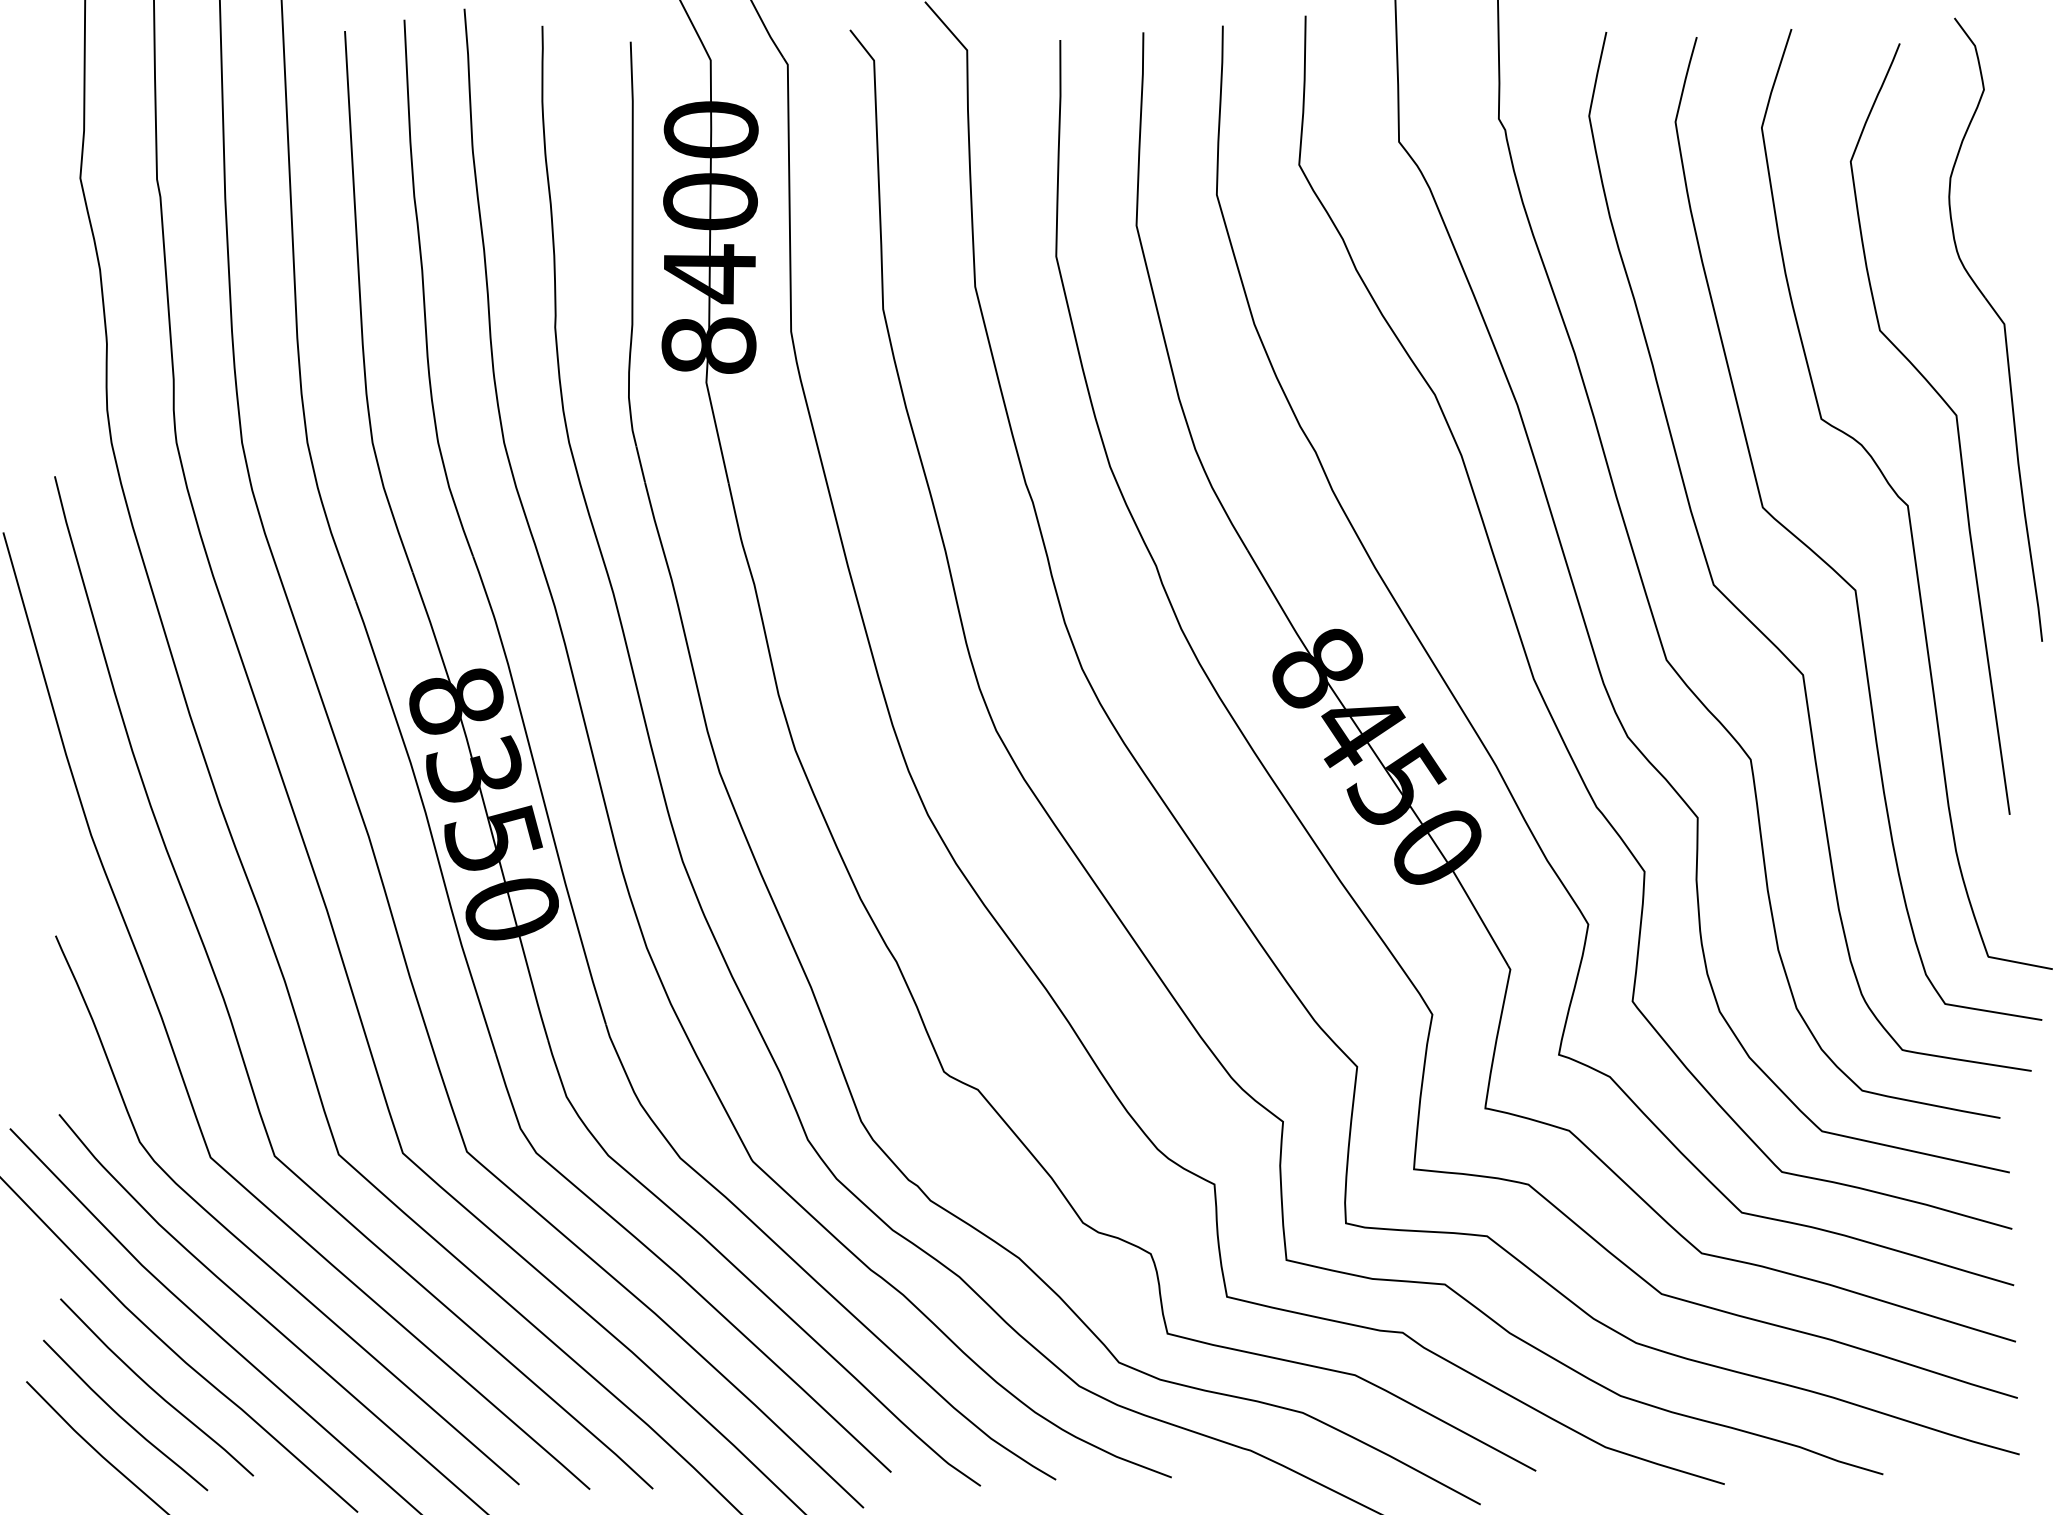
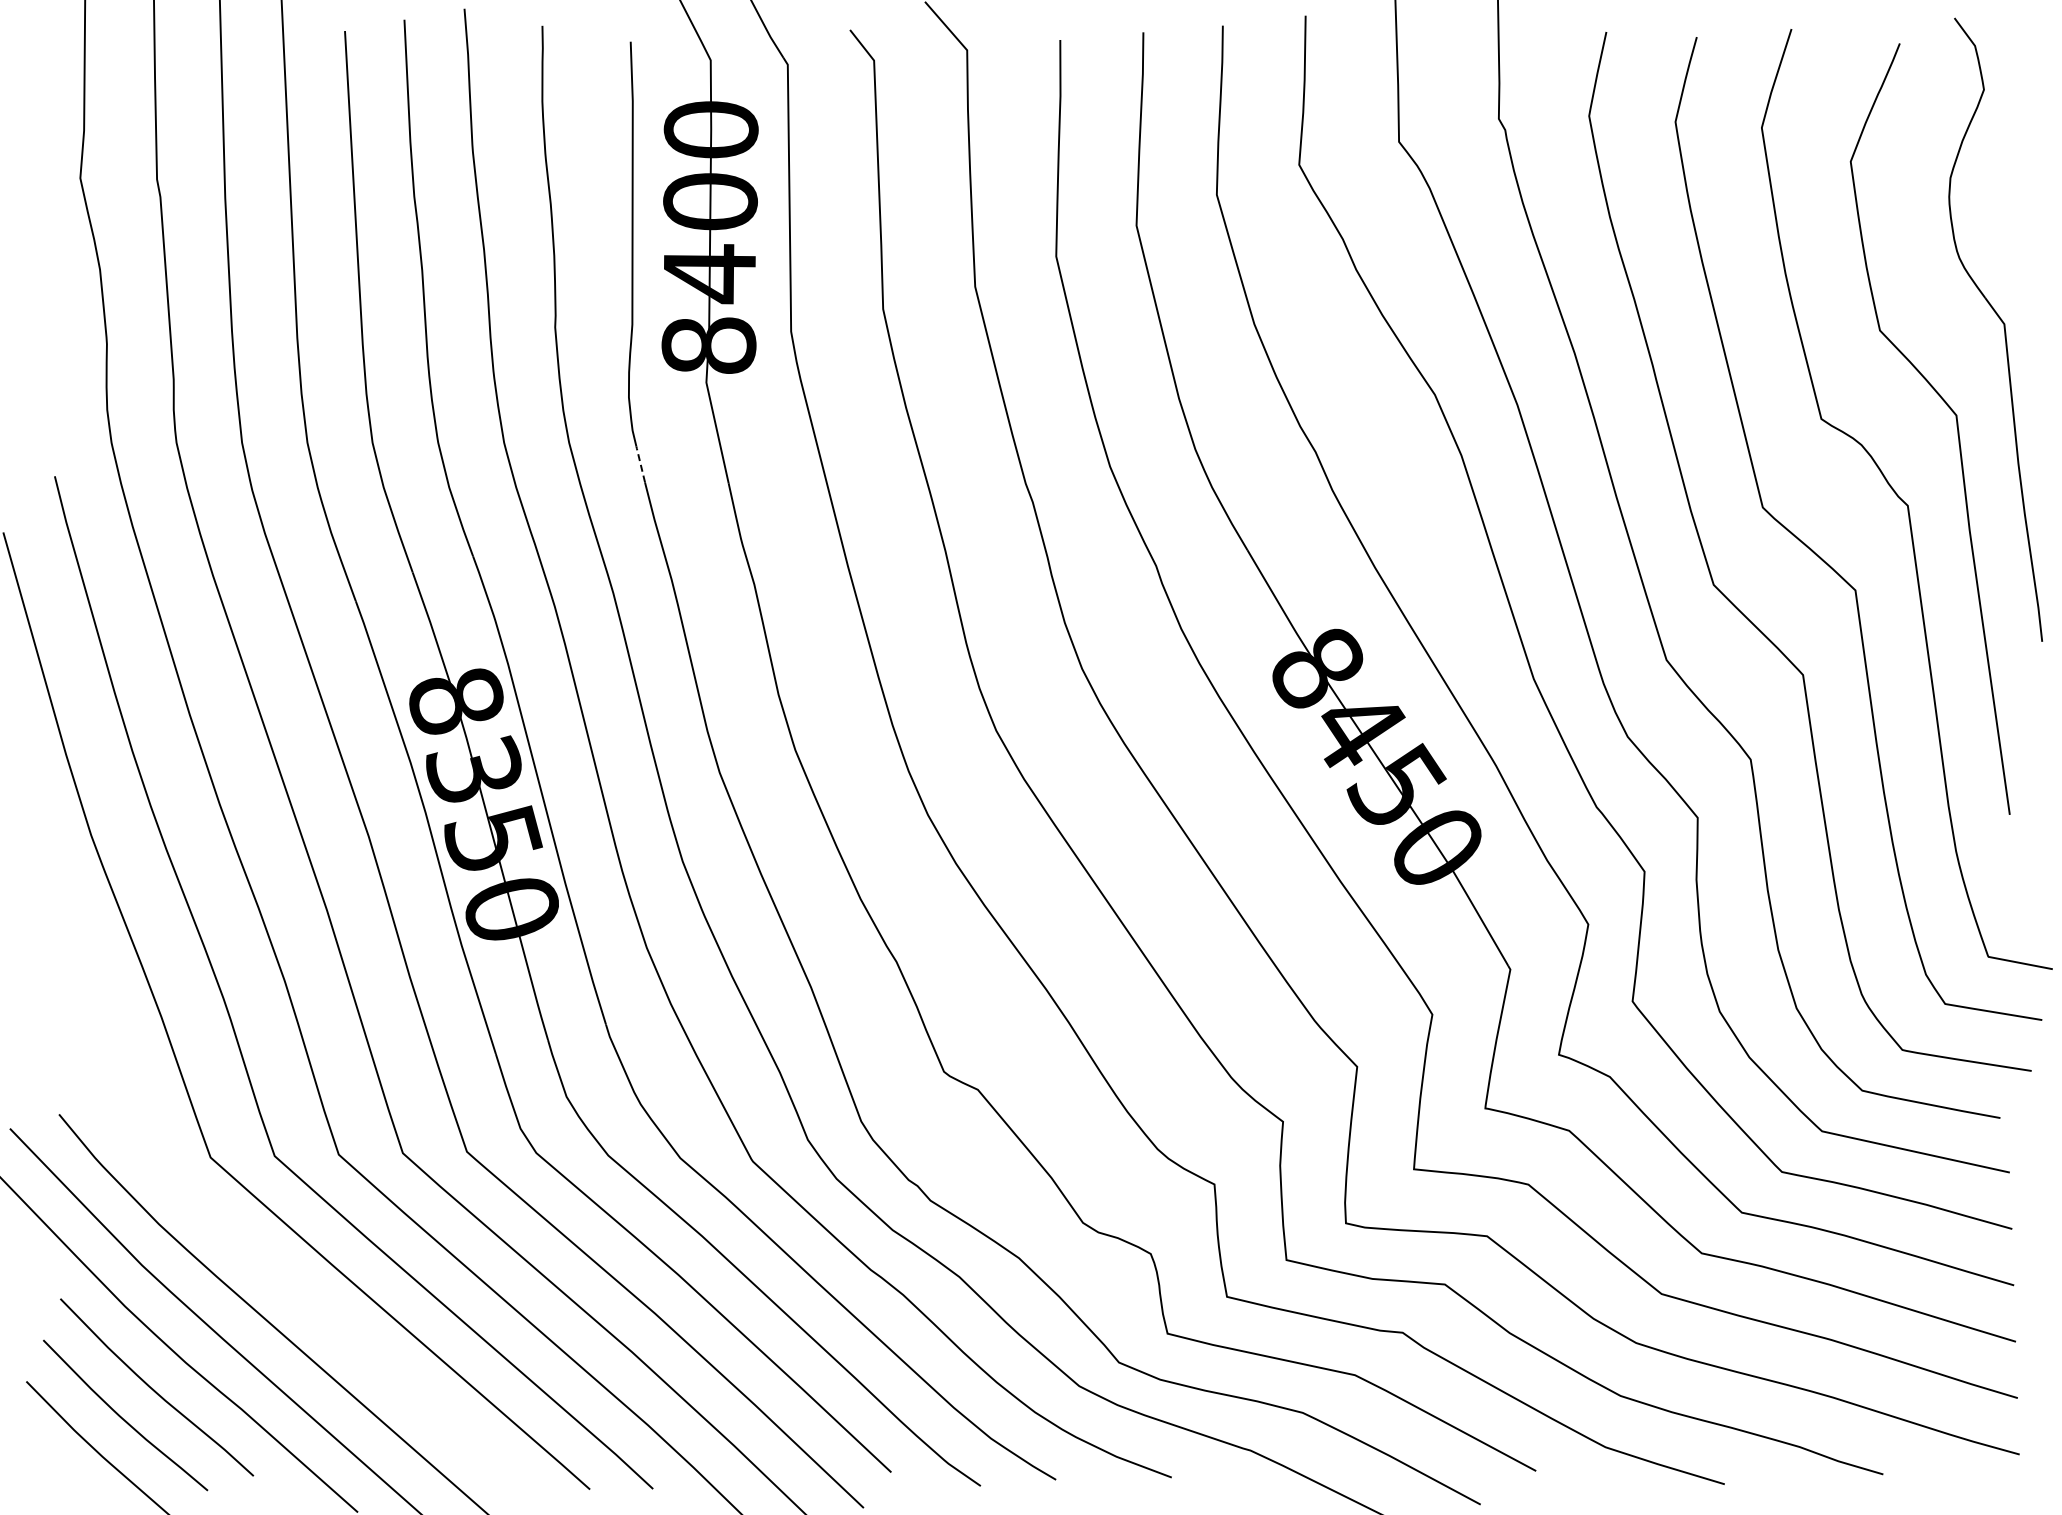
line: solid -> dashed (640, 463)
curve: present -> none (256, 1253)
